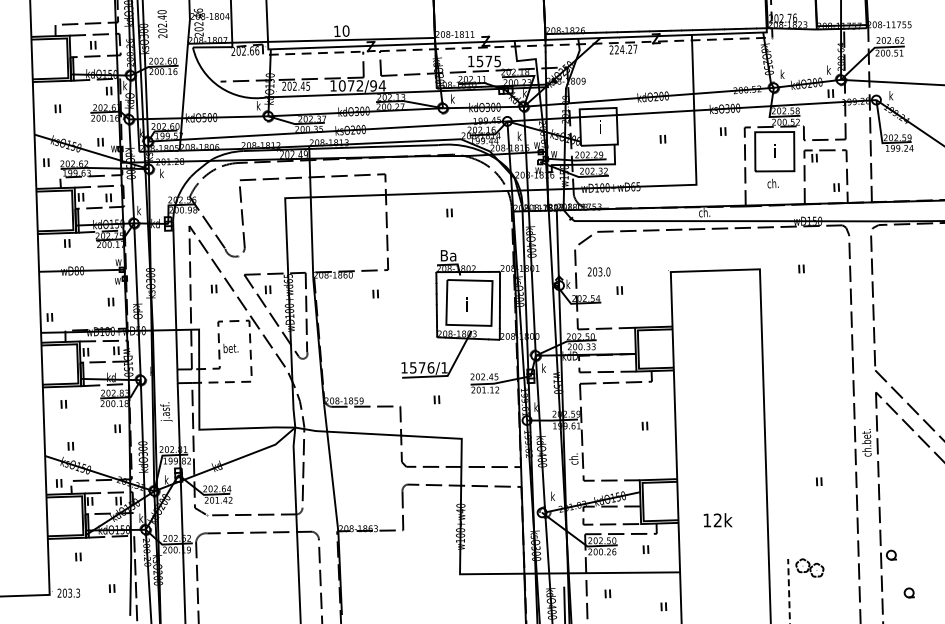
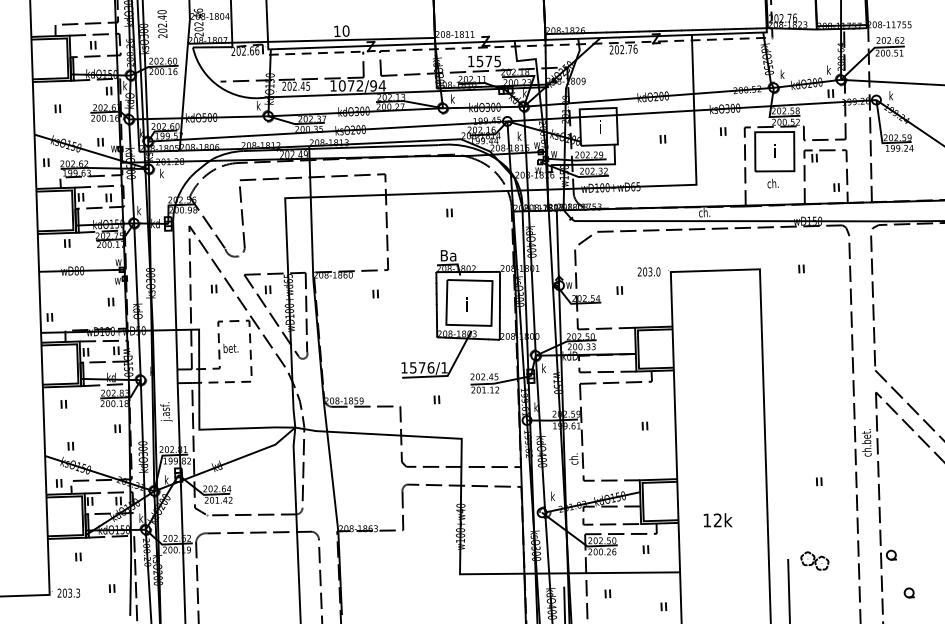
text: 224.27 -> 202.76 (625, 49)
text position: (598, 271) -> (648, 271) (648, 271)
text: k -> w (569, 283)
part position: (809, 567) -> (814, 560) (814, 560)
line: dashed -> solid (789, 590)
